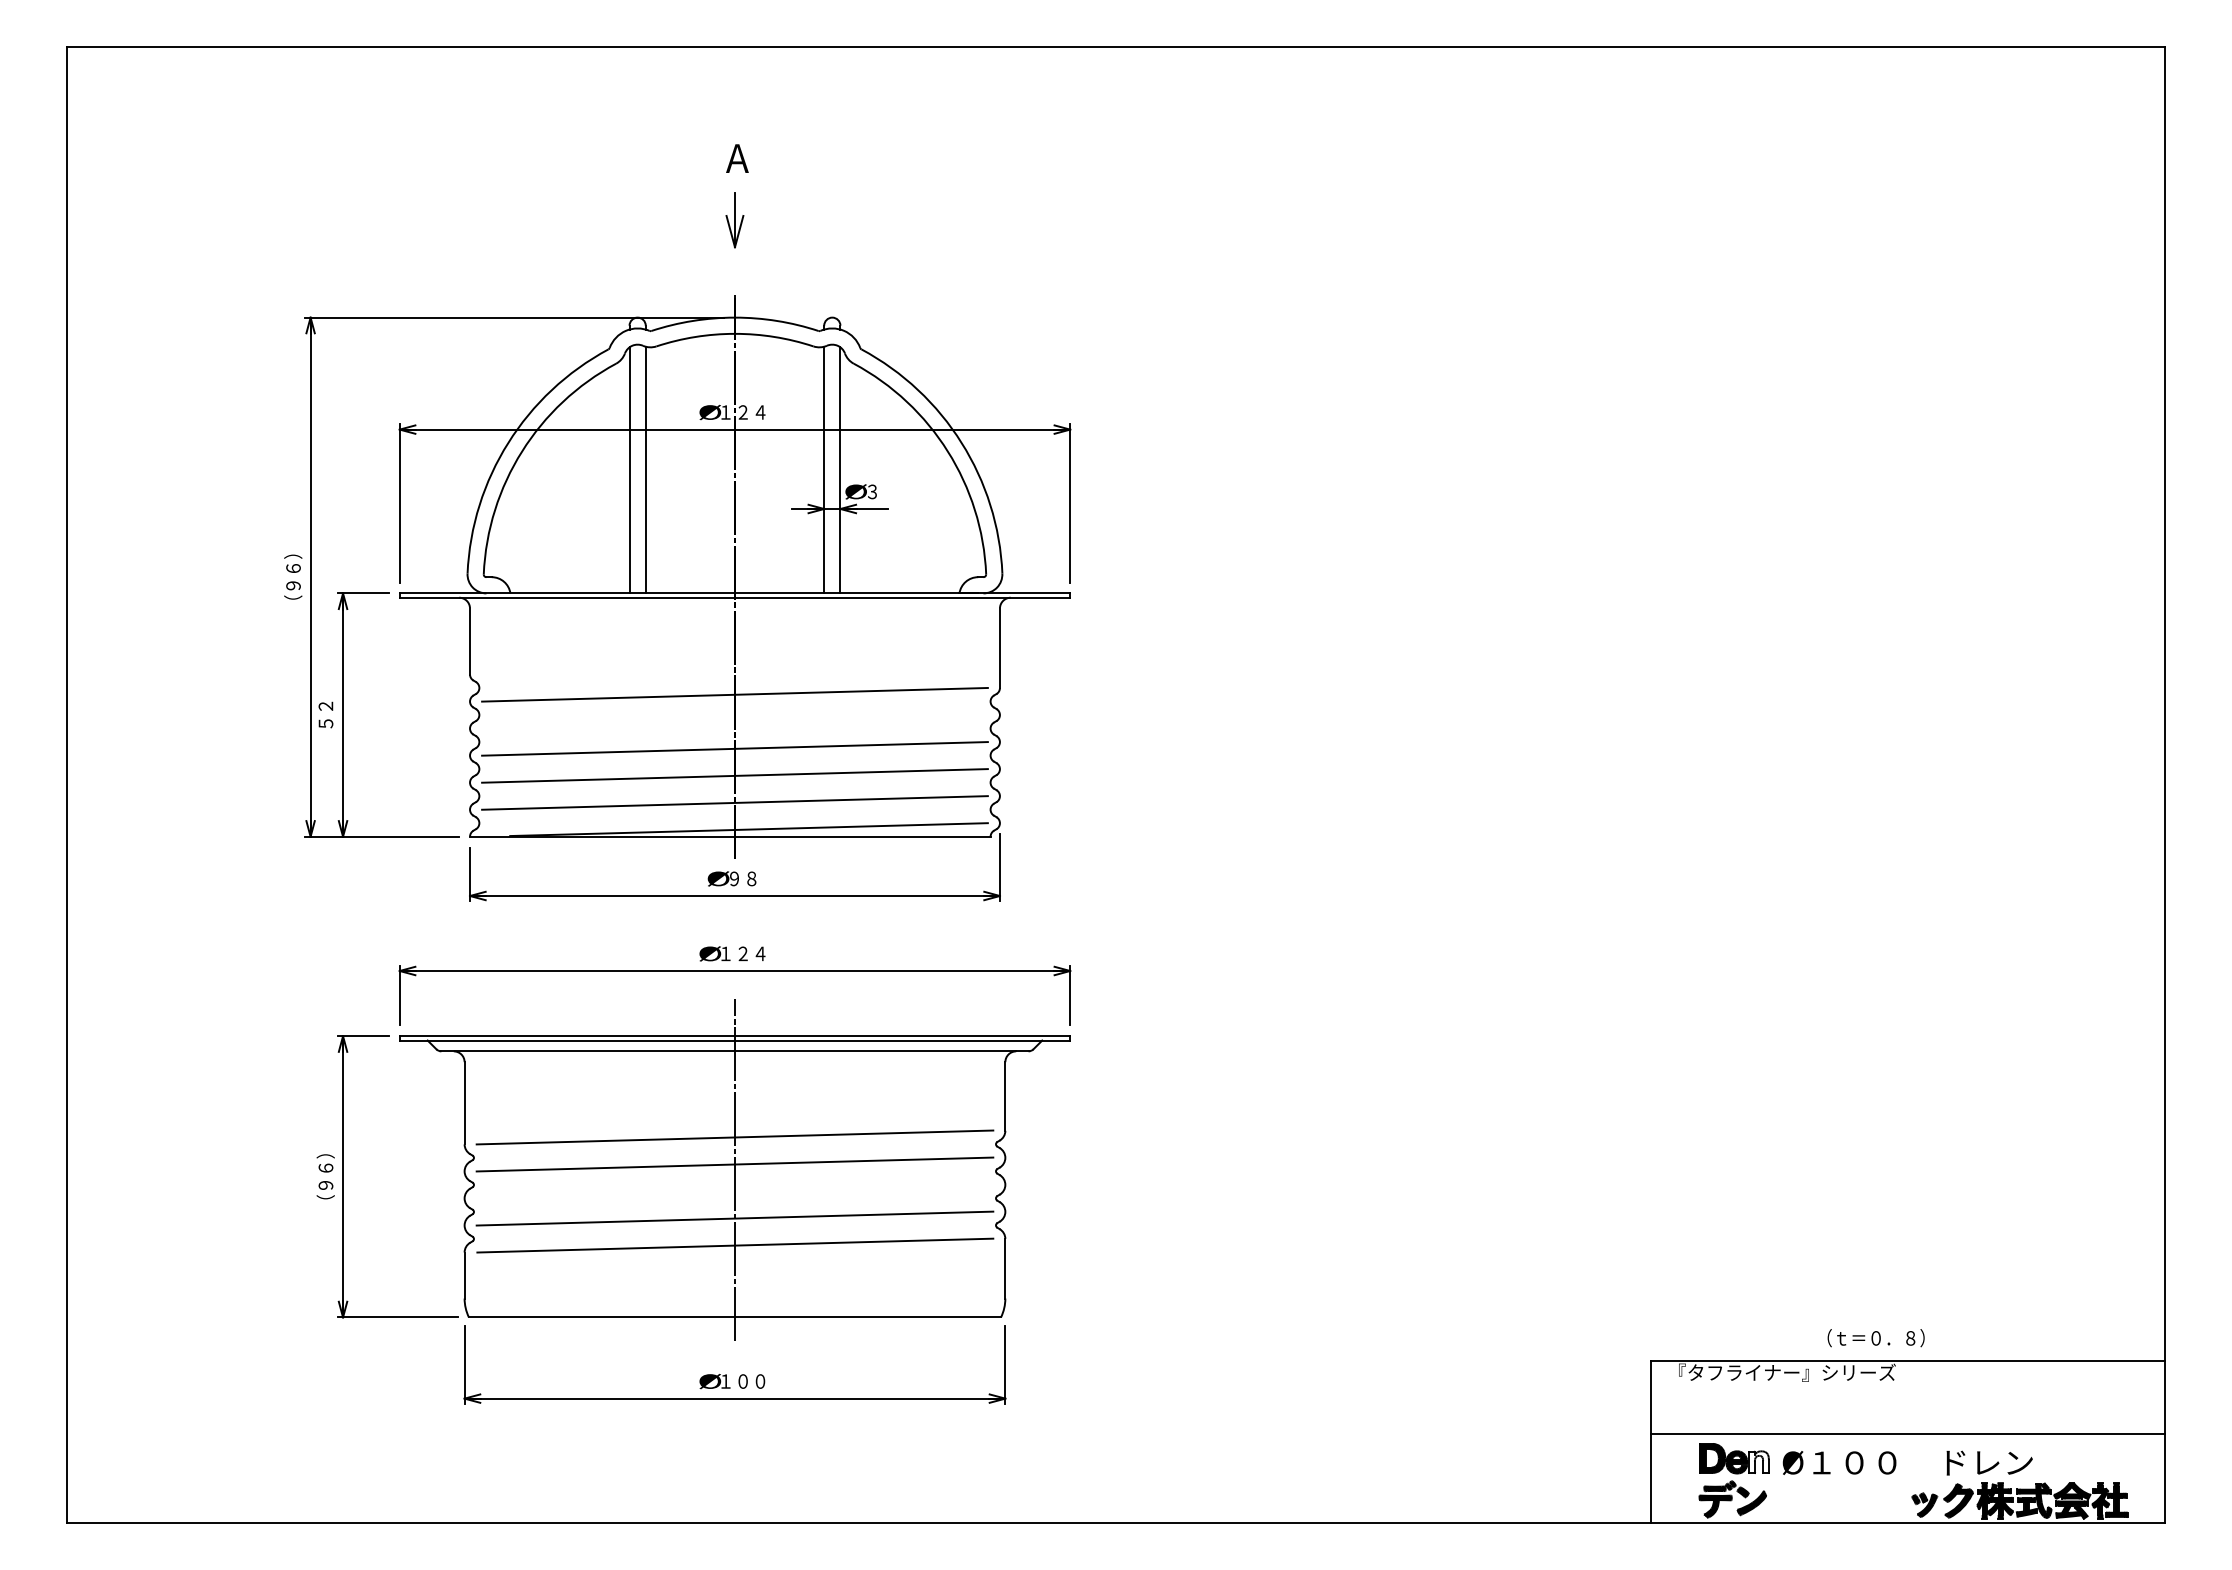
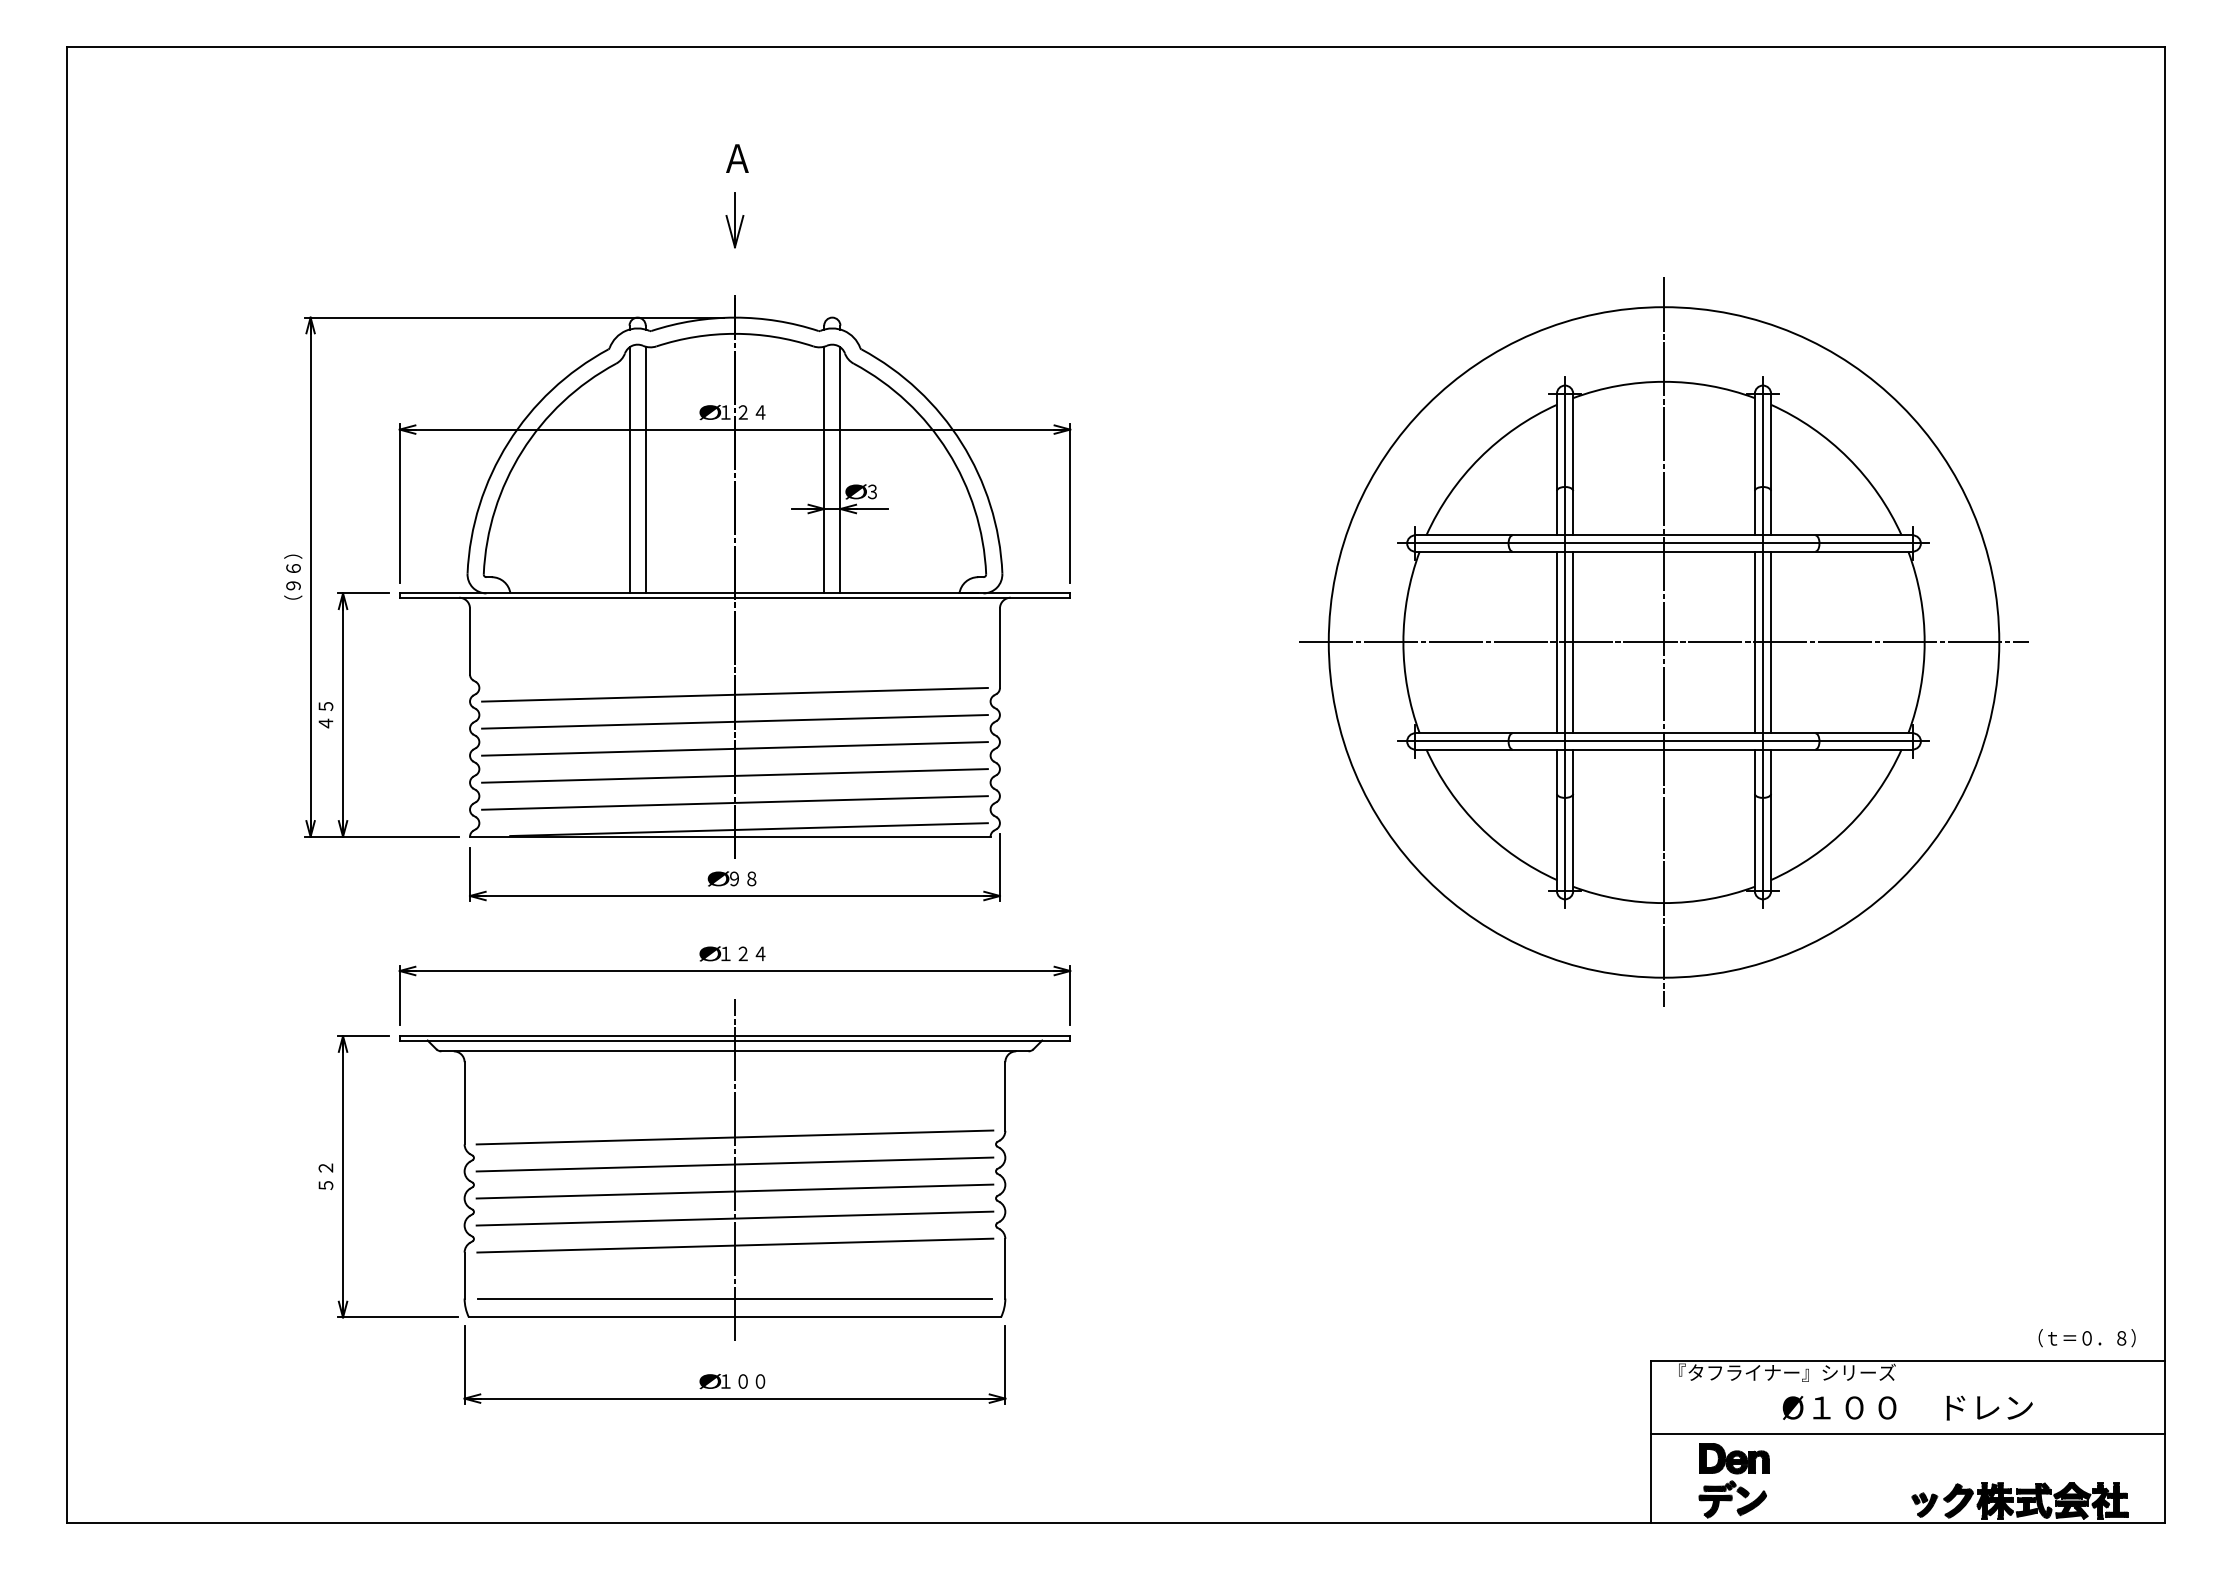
part: none -> present (1663, 641)
text: ５２ -> ４５ (325, 714)
line: none -> present (734, 721)
text: （９６） -> ５２ (325, 1176)
line: none -> present (734, 1191)
line: none -> present (734, 1298)
text position: (1875, 1338) -> (2086, 1338) (2086, 1338)
fill: none -> present (1758, 1461)
text position: (1907, 1462) -> (1907, 1407) (1907, 1407)
